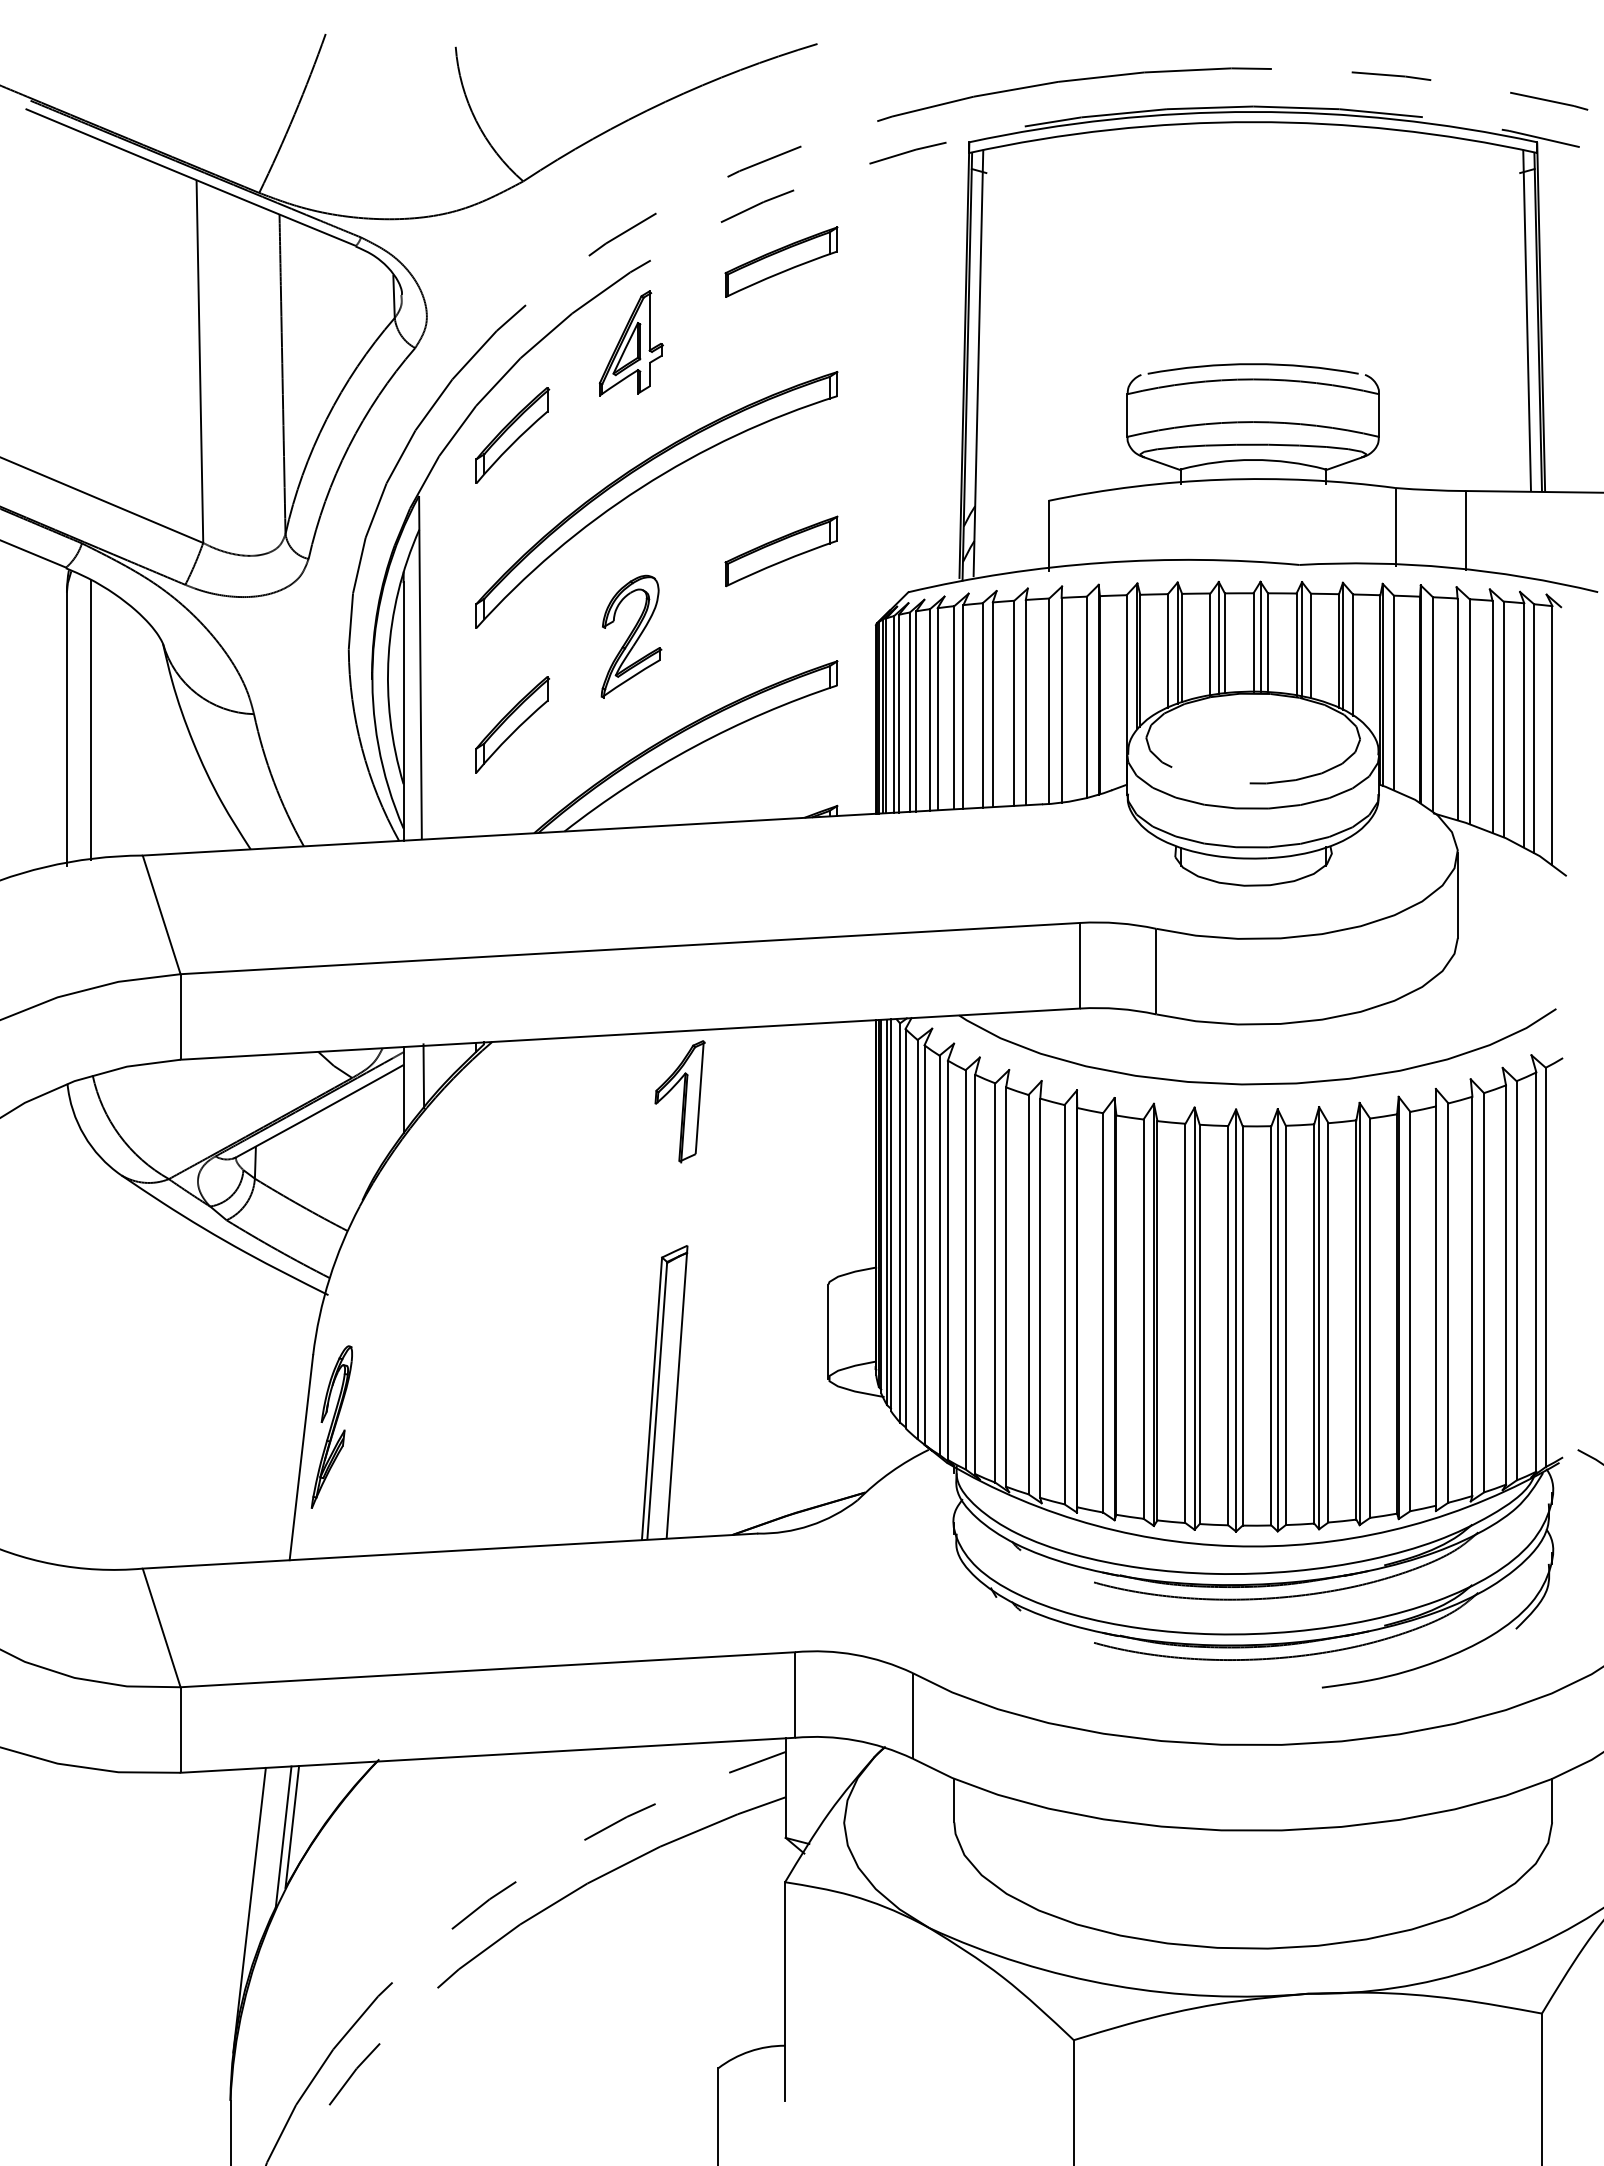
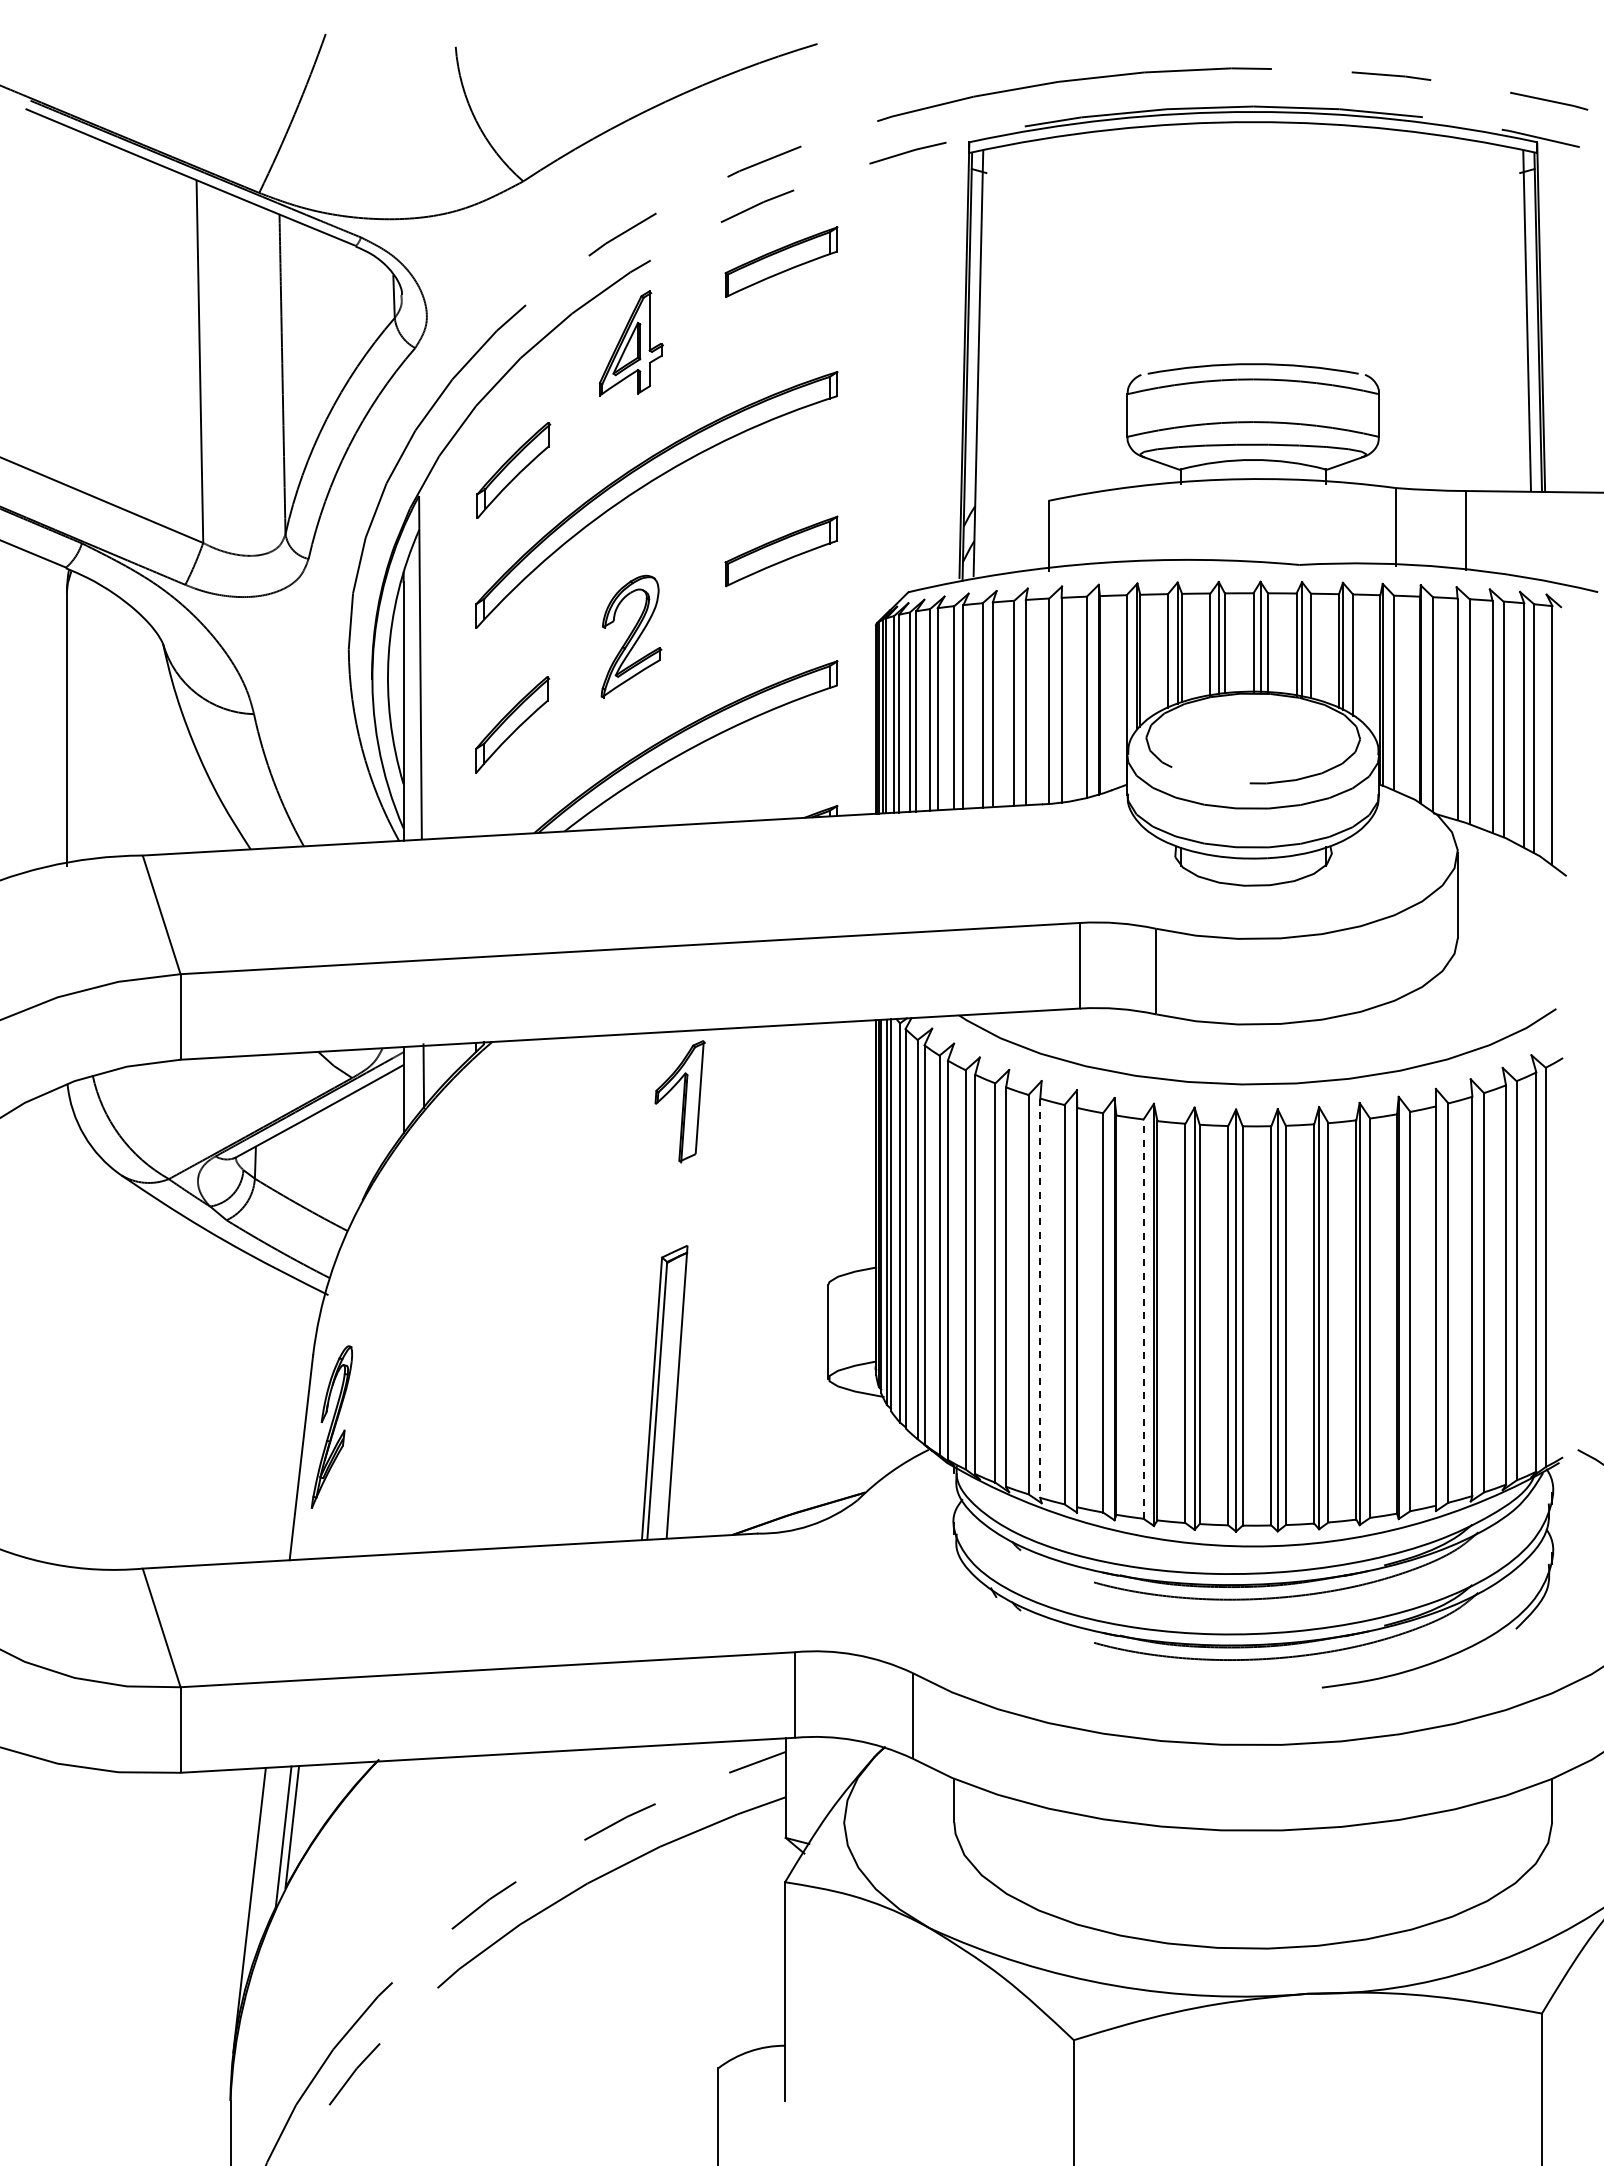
part position: (512, 435) -> (513, 470) (513, 470)
line: present -> none (90, 720)
line: solid -> dashed (1040, 1298)
line: solid -> dashed (1143, 1319)
